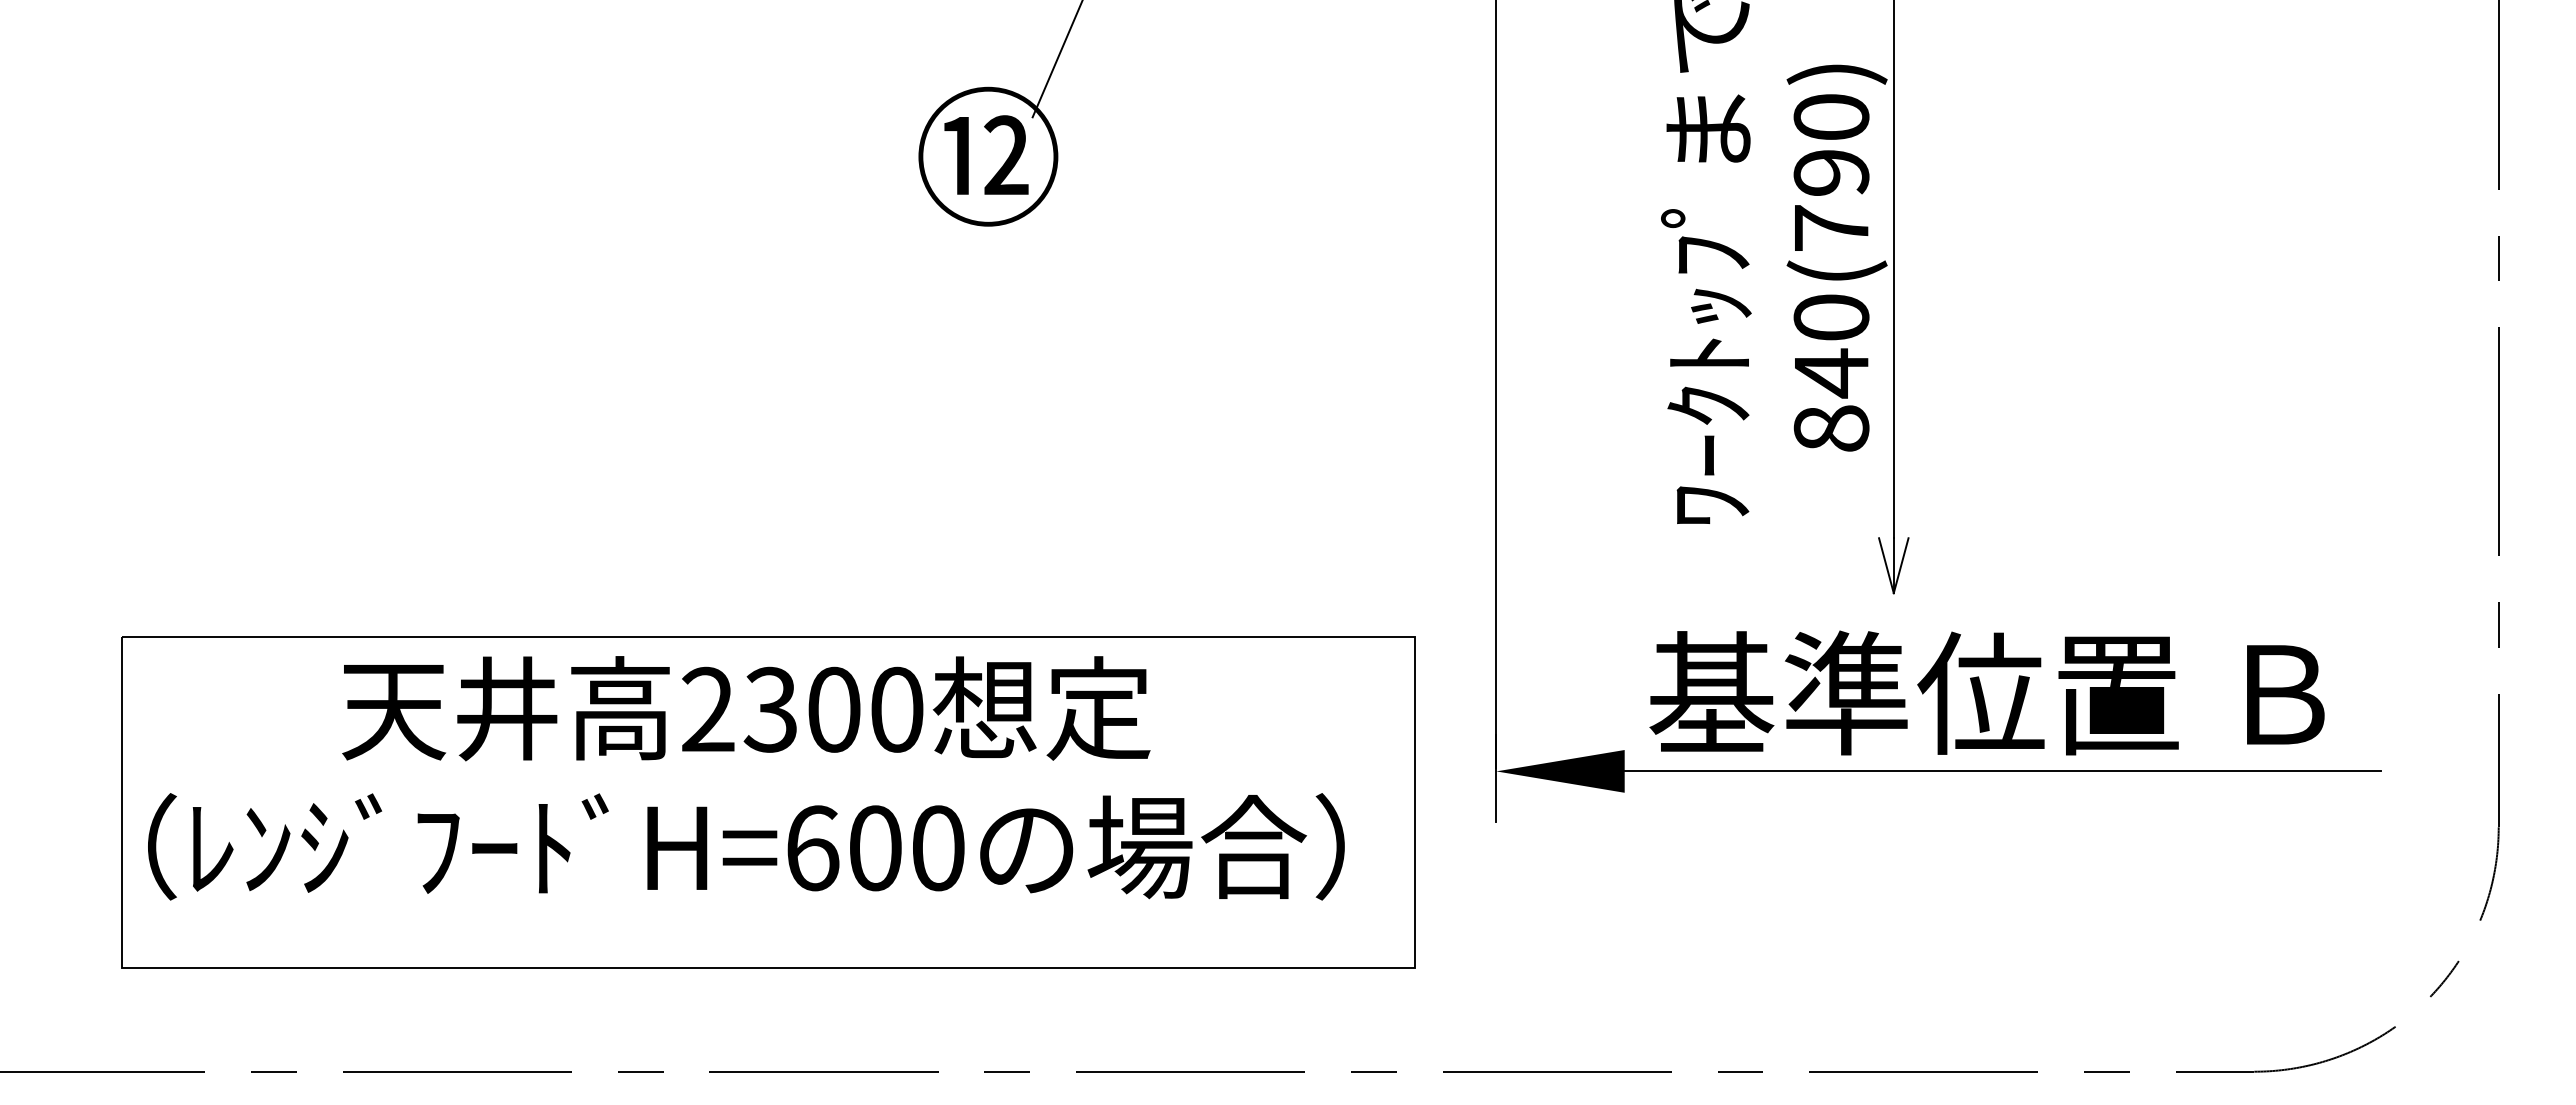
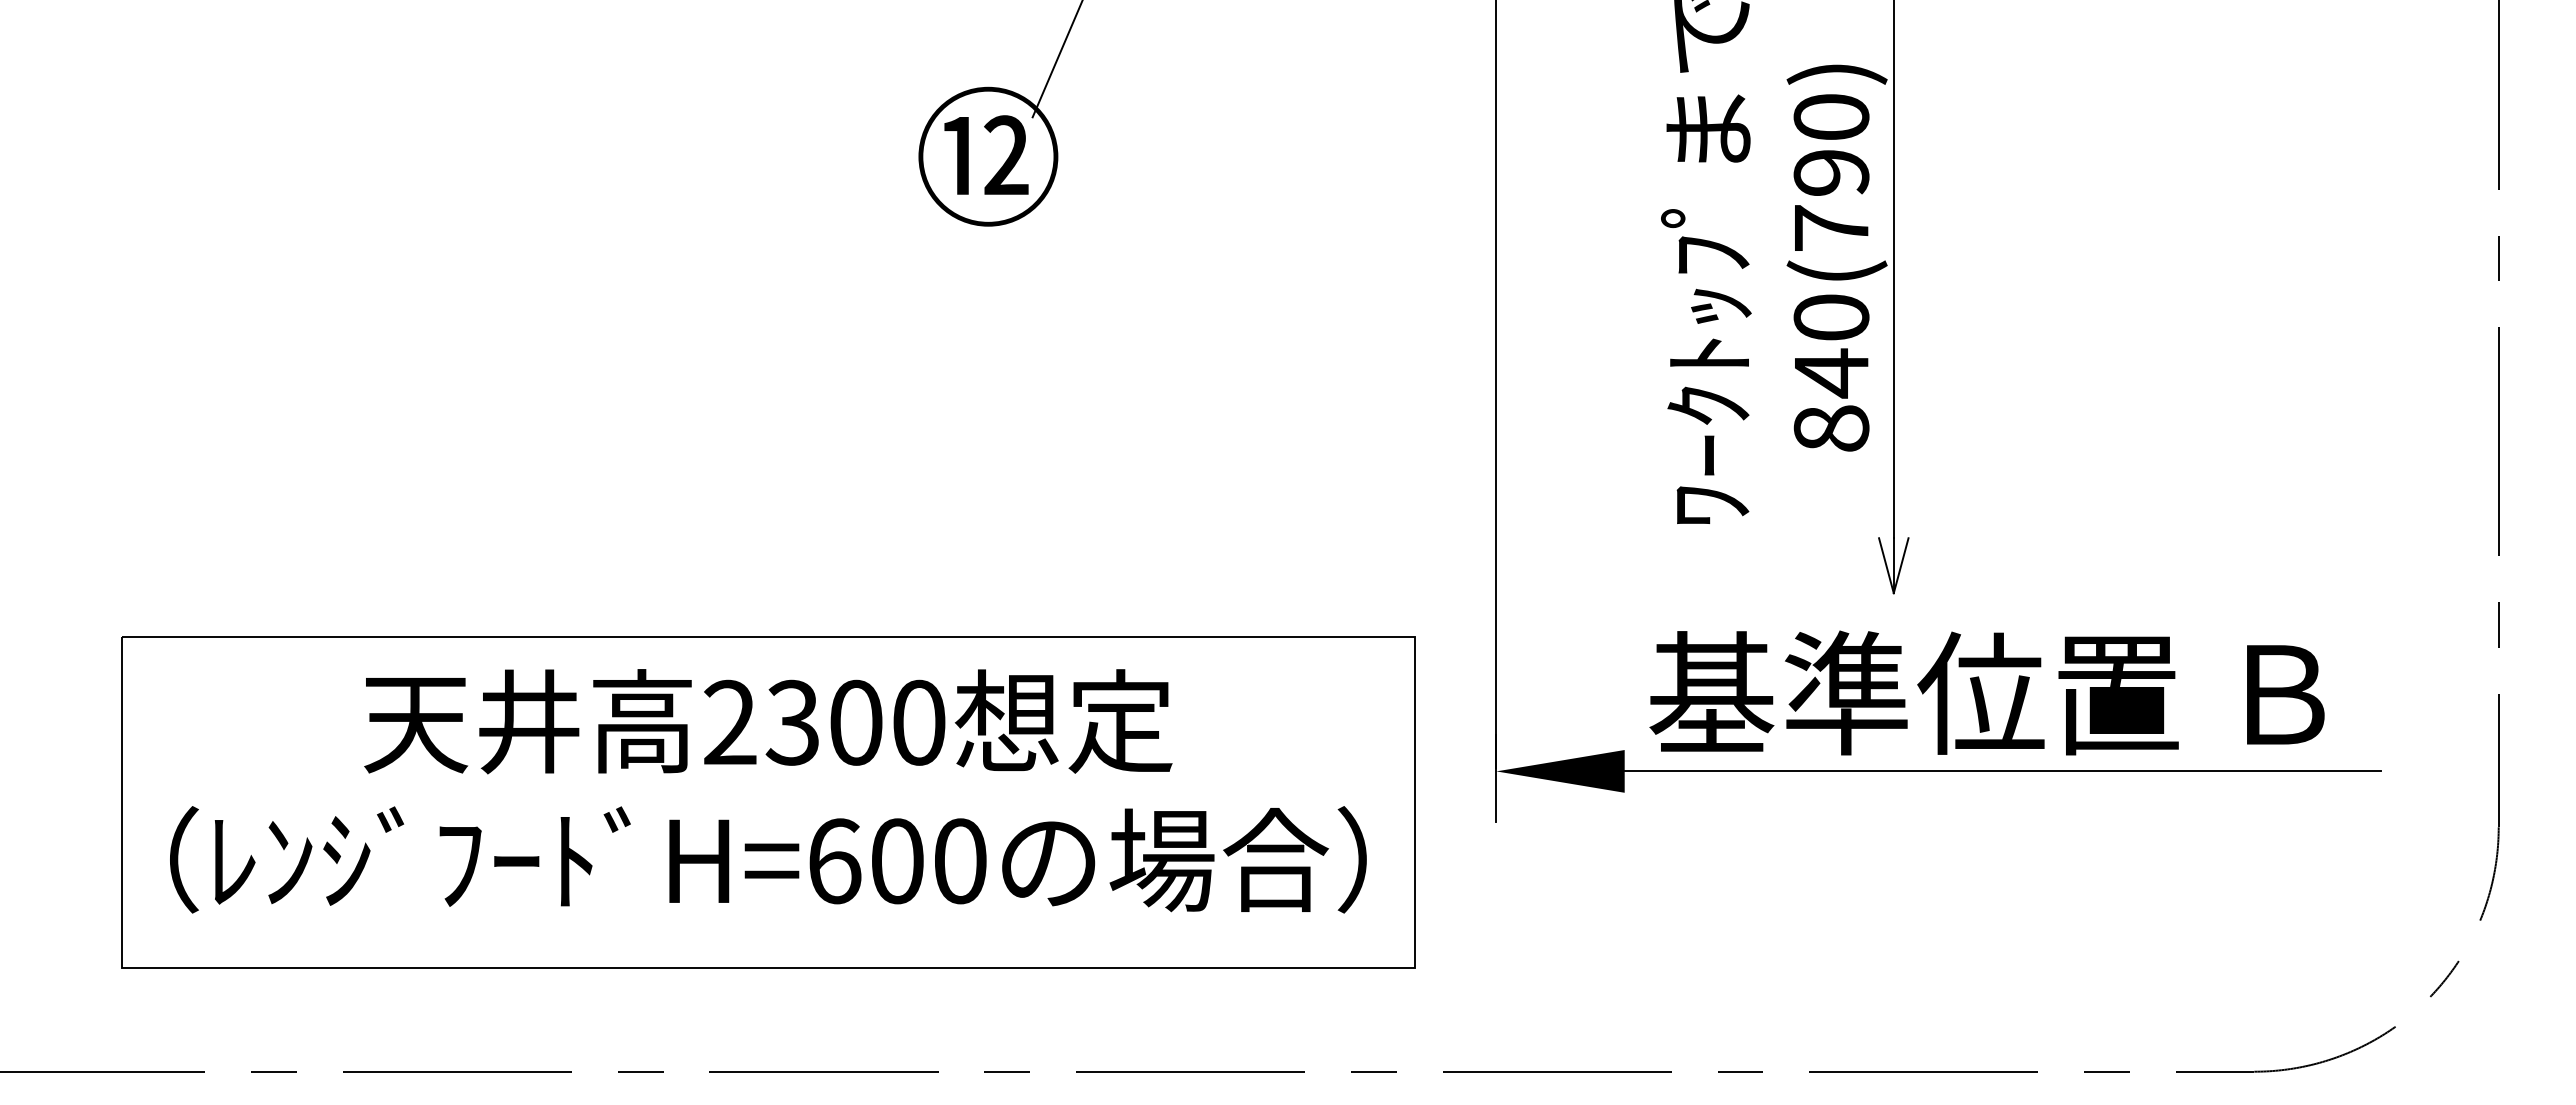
text position: (746, 778) -> (768, 791) (768, 791)
